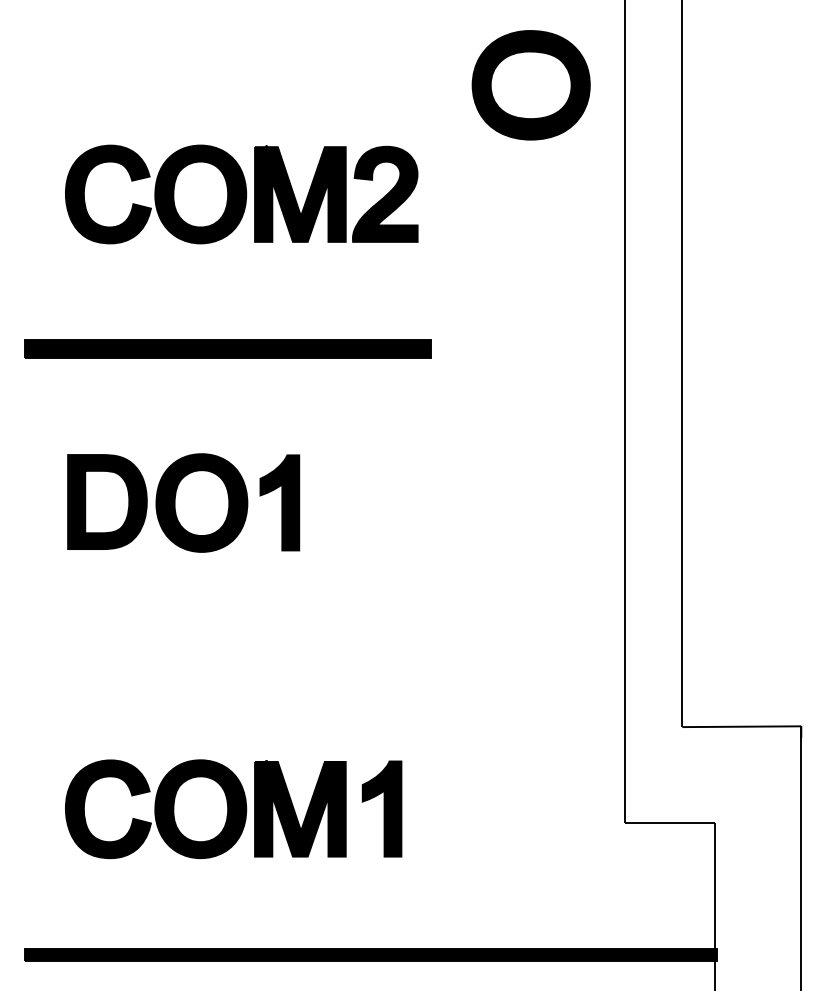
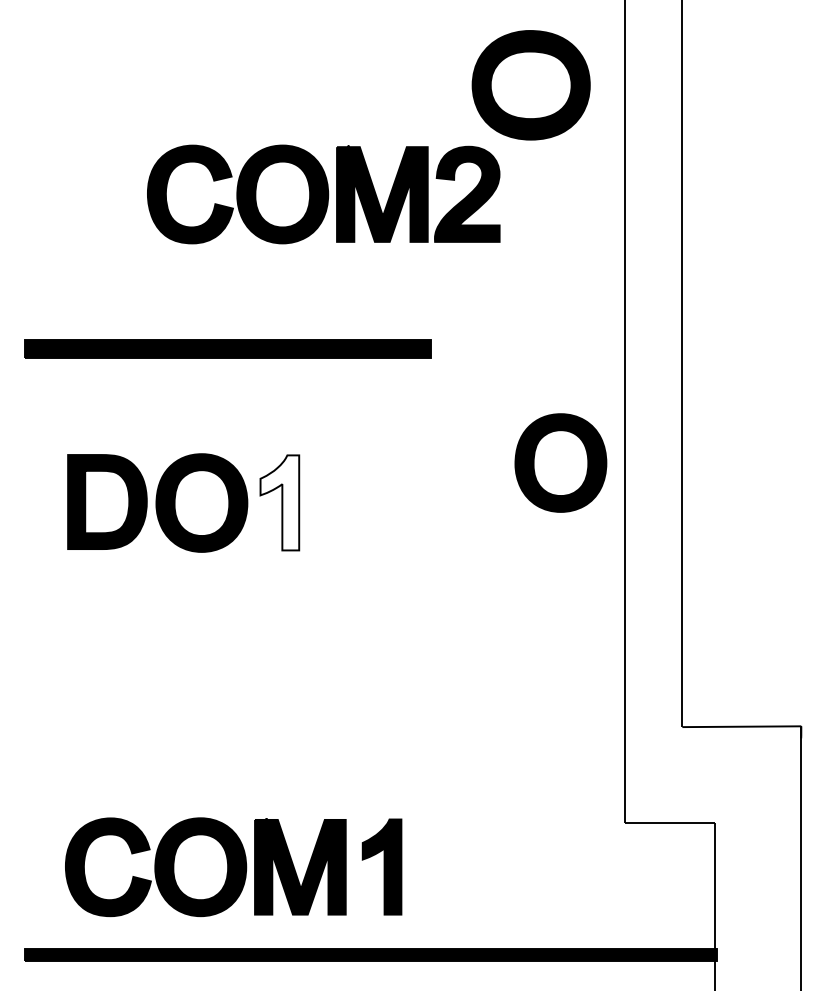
part position: (241, 194) -> (323, 194) (323, 194)
part: none -> present (560, 462)
fill: present -> none (279, 502)
part position: (233, 809) -> (233, 867) (233, 867)
